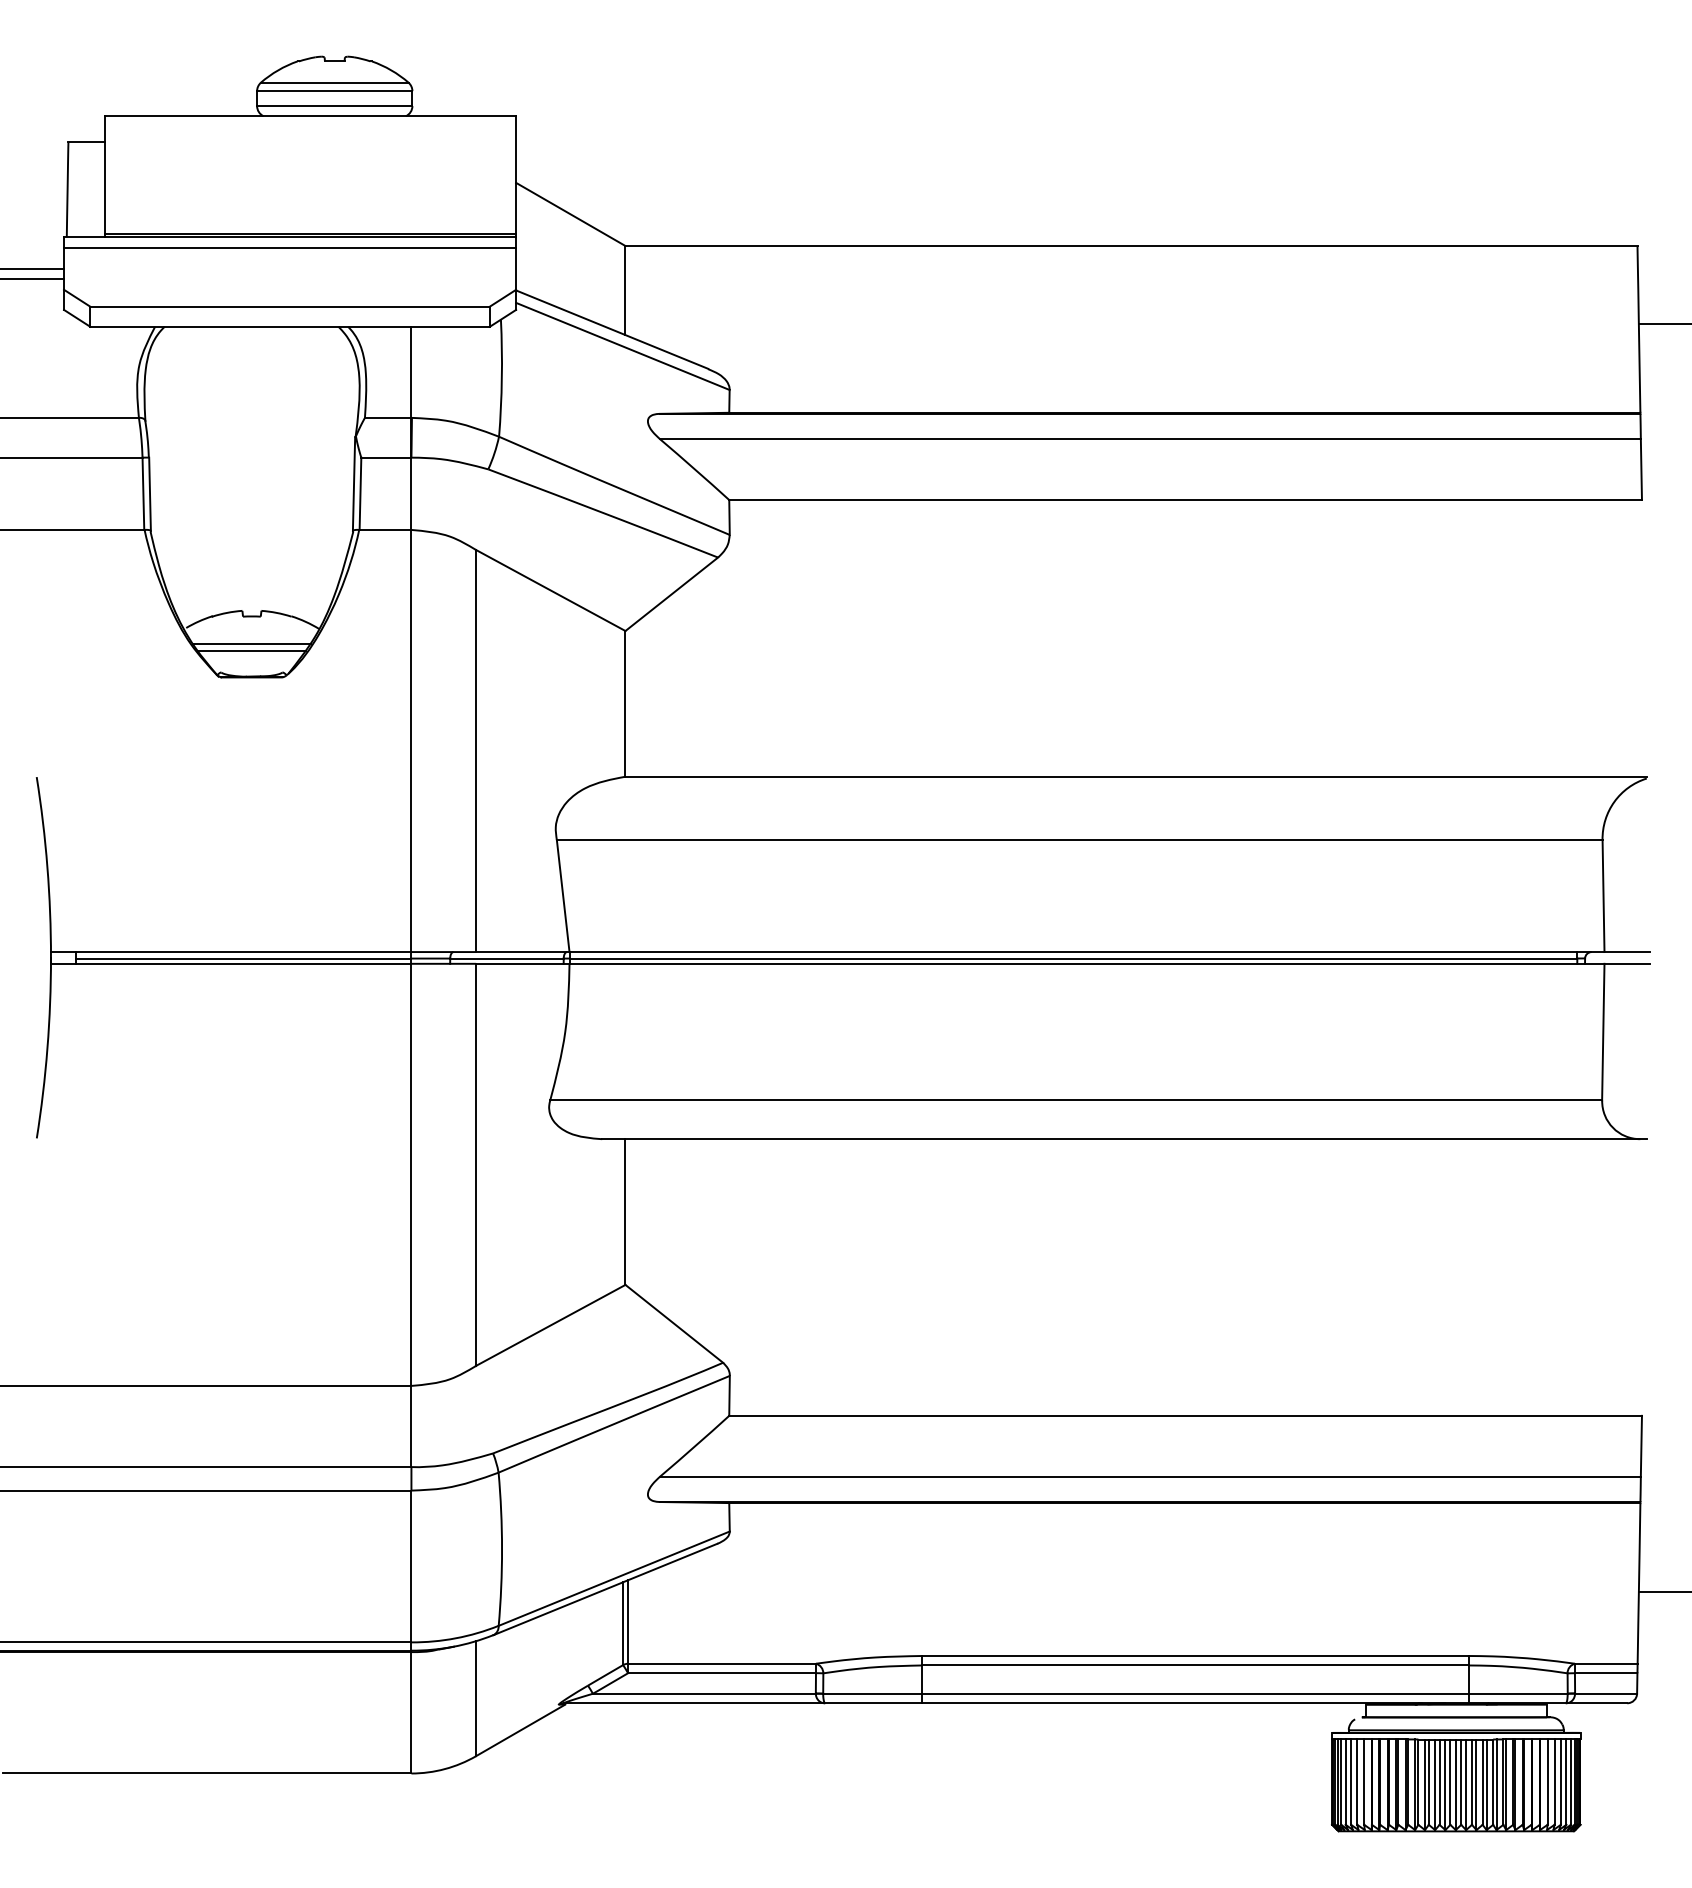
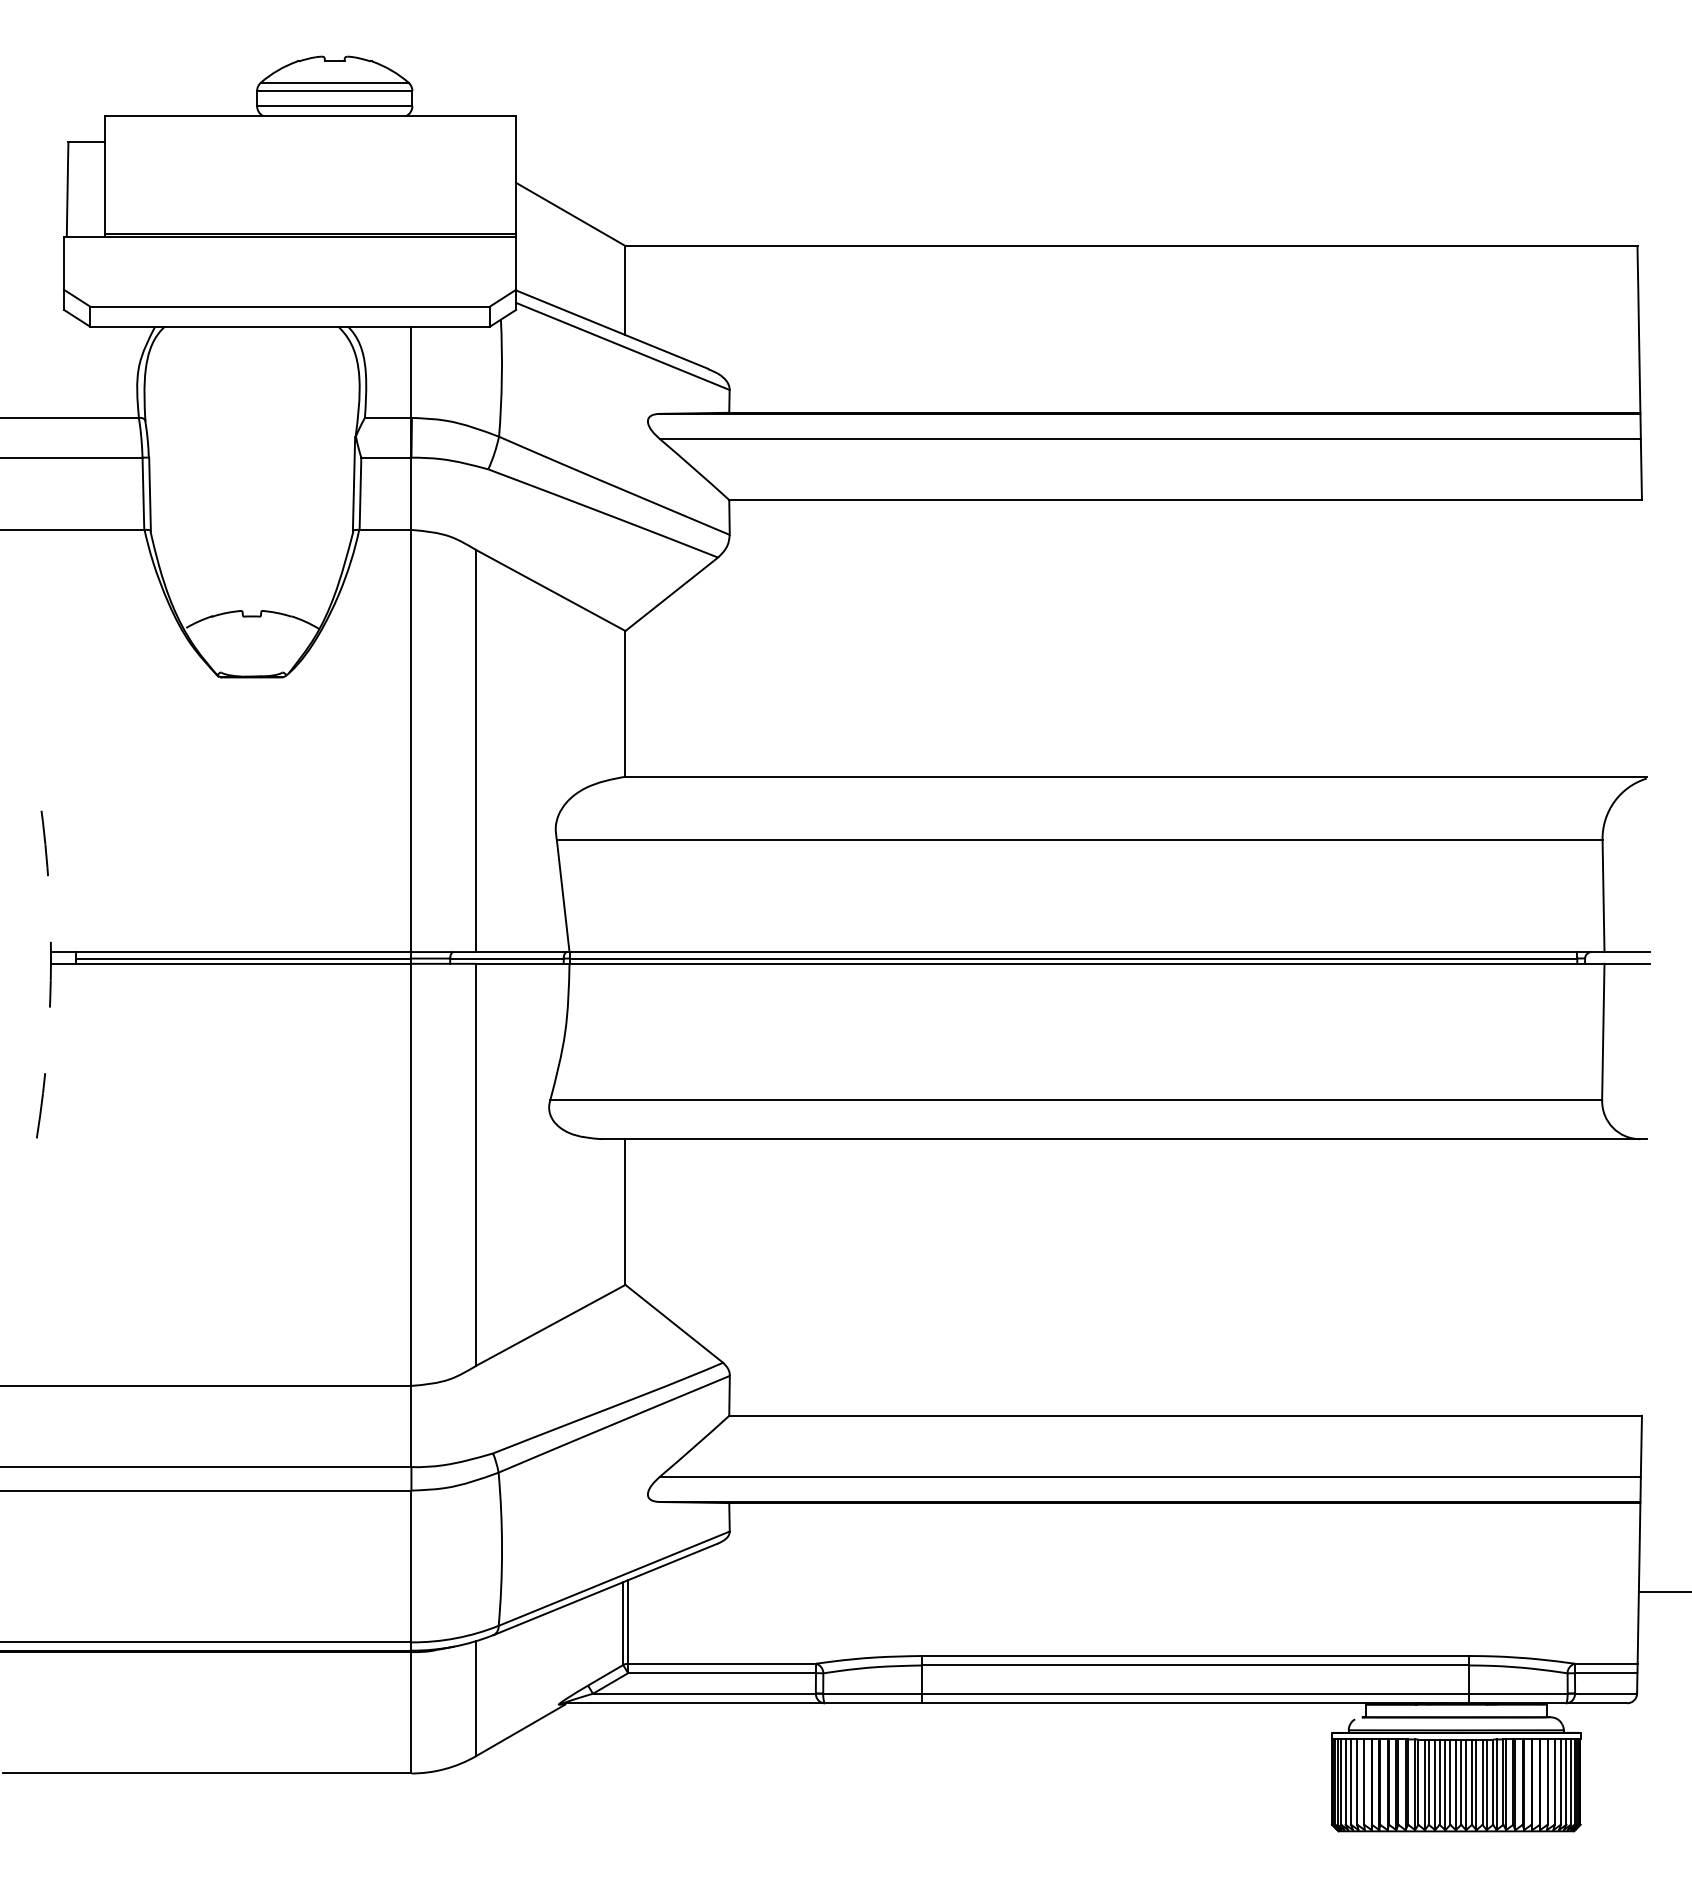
line: present -> none (290, 248)
line: present -> none (33, 268)
line: present -> none (33, 279)
line: present -> none (1663, 323)
line: present -> none (251, 644)
line: present -> none (251, 651)
arc: solid -> dashed (51, 957)
